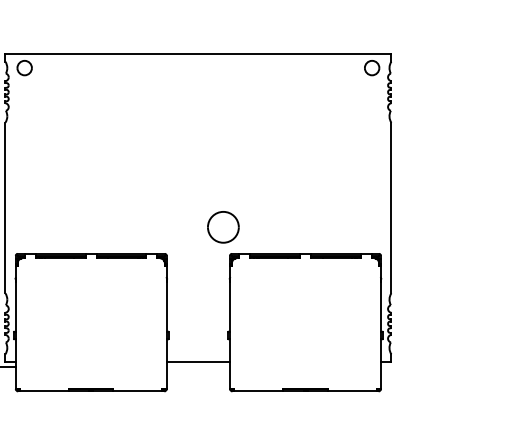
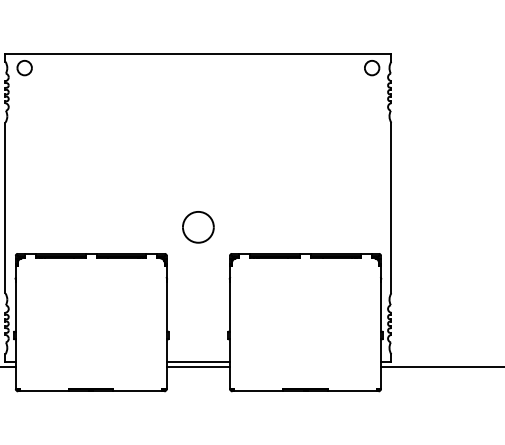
part position: (223, 227) -> (198, 227) (198, 227)
line: none -> present (198, 366)
line: none -> present (441, 366)
